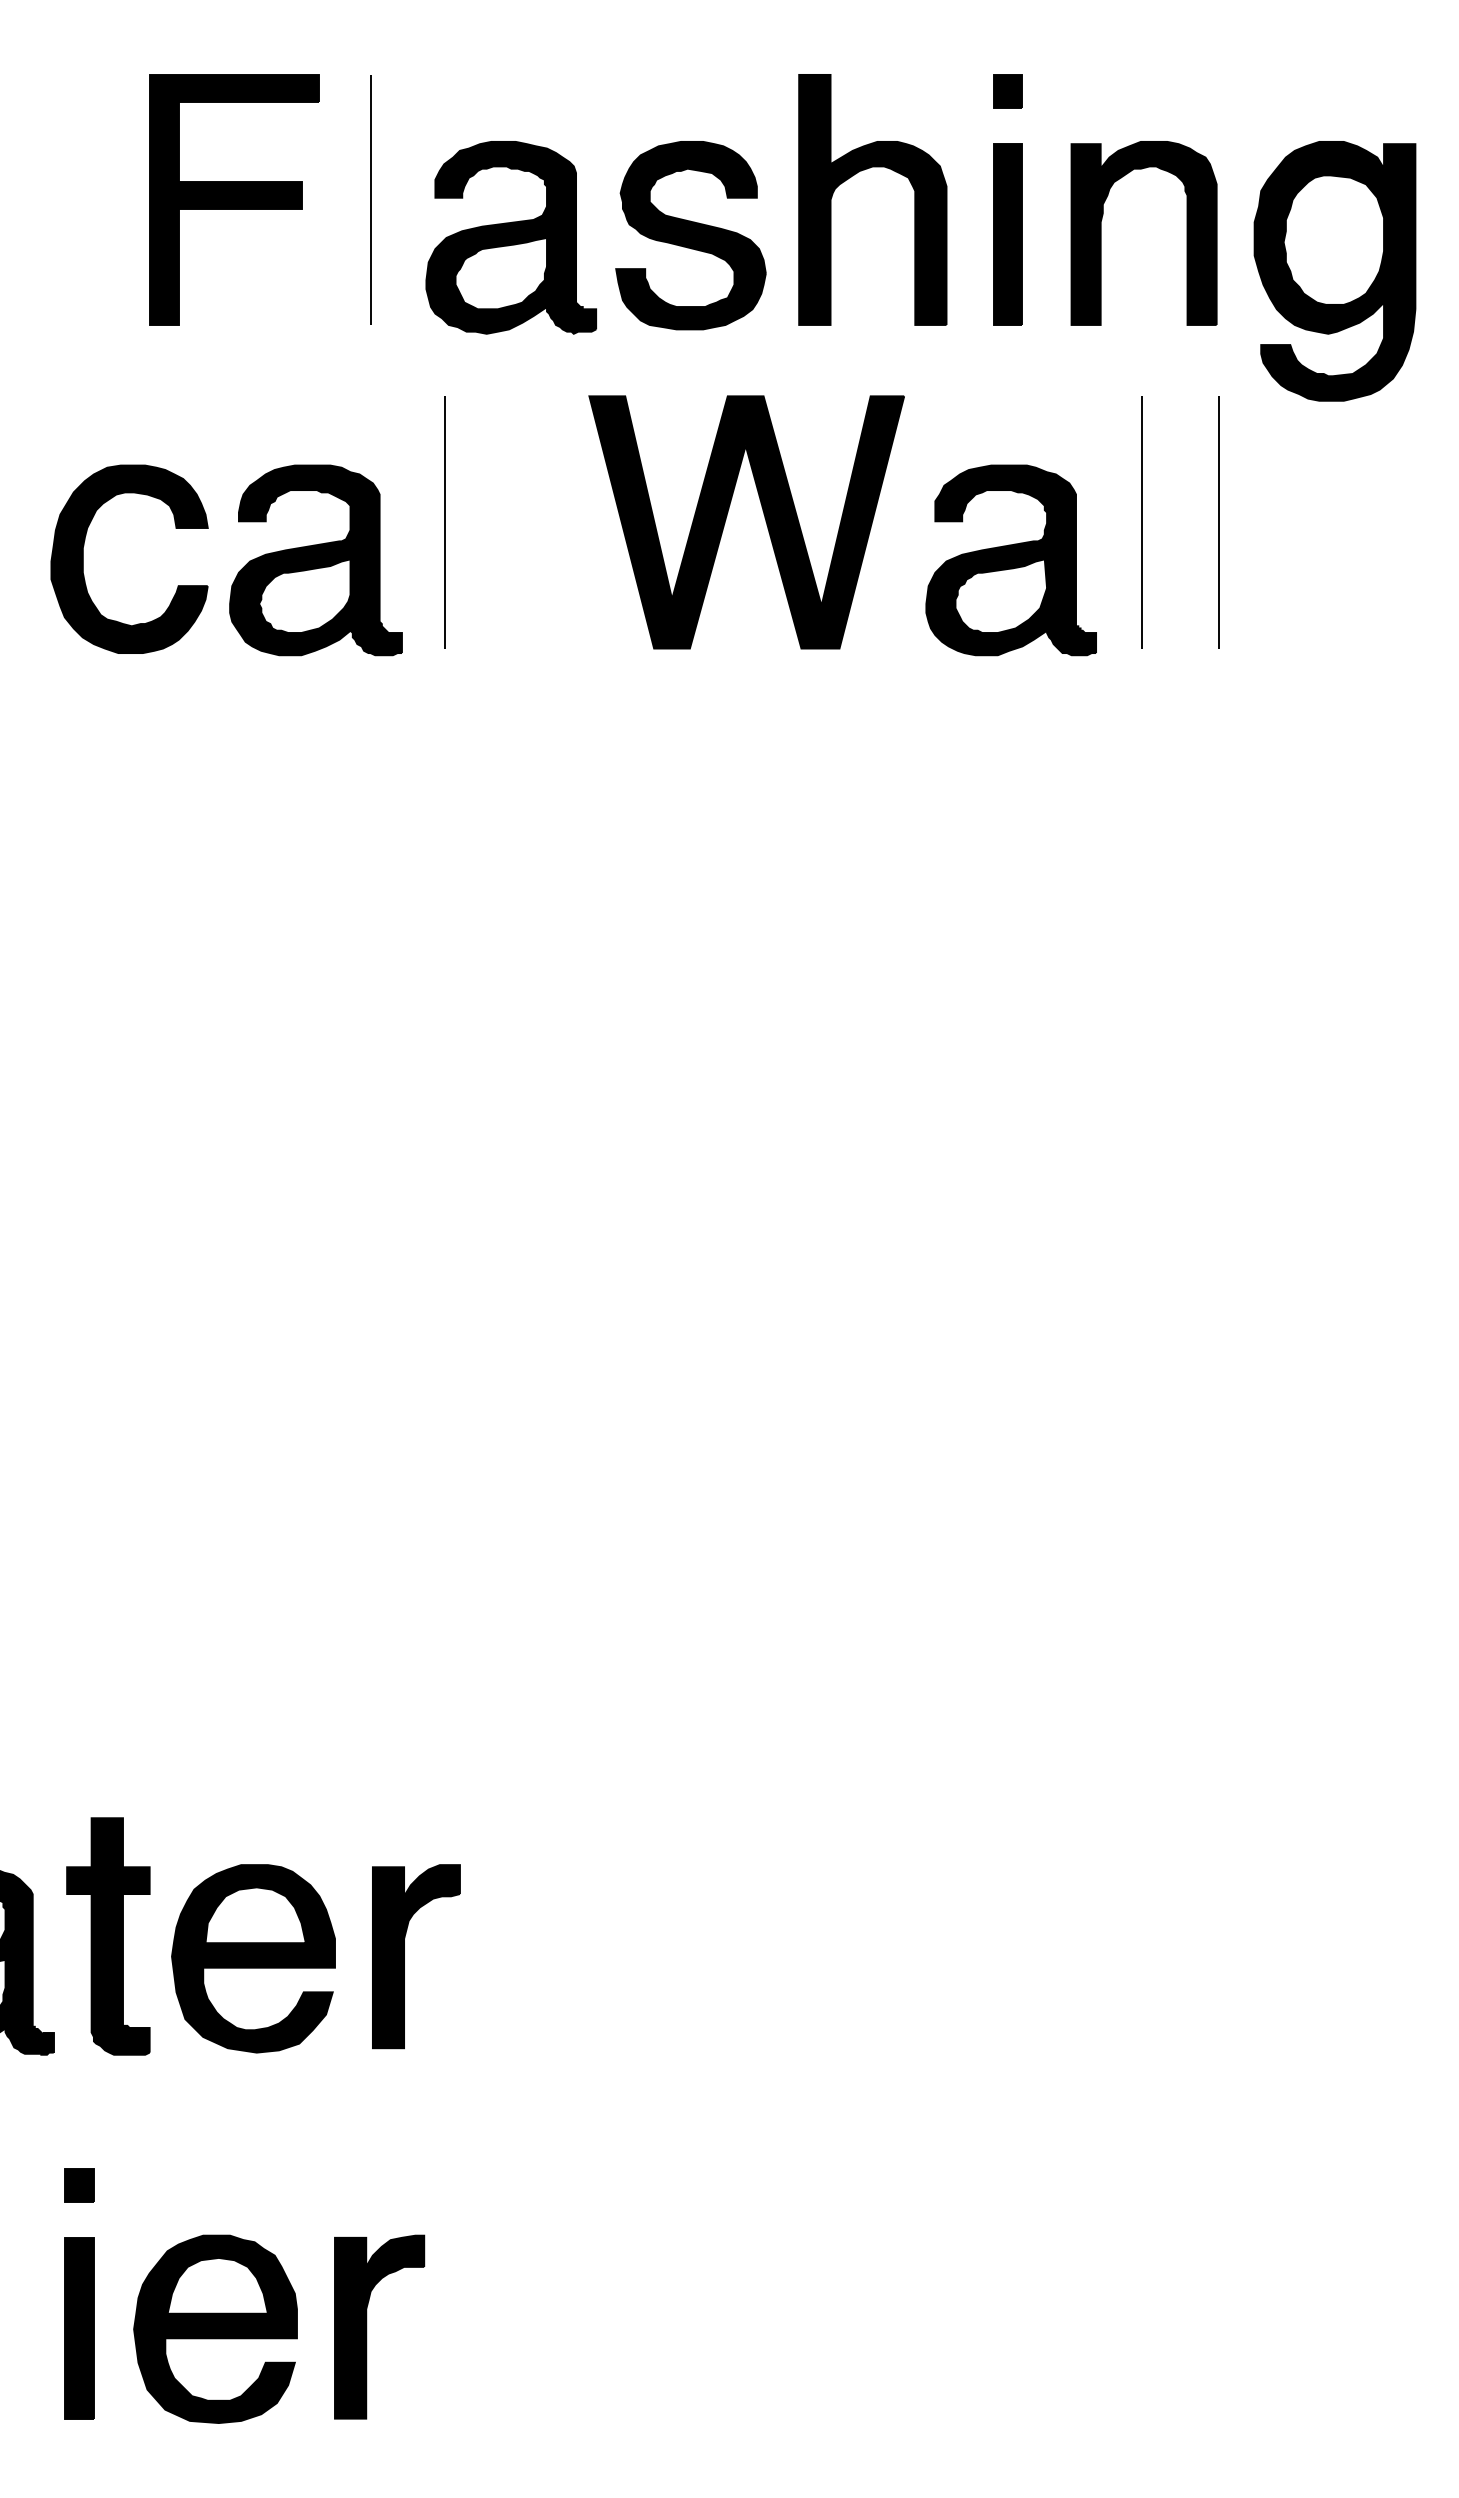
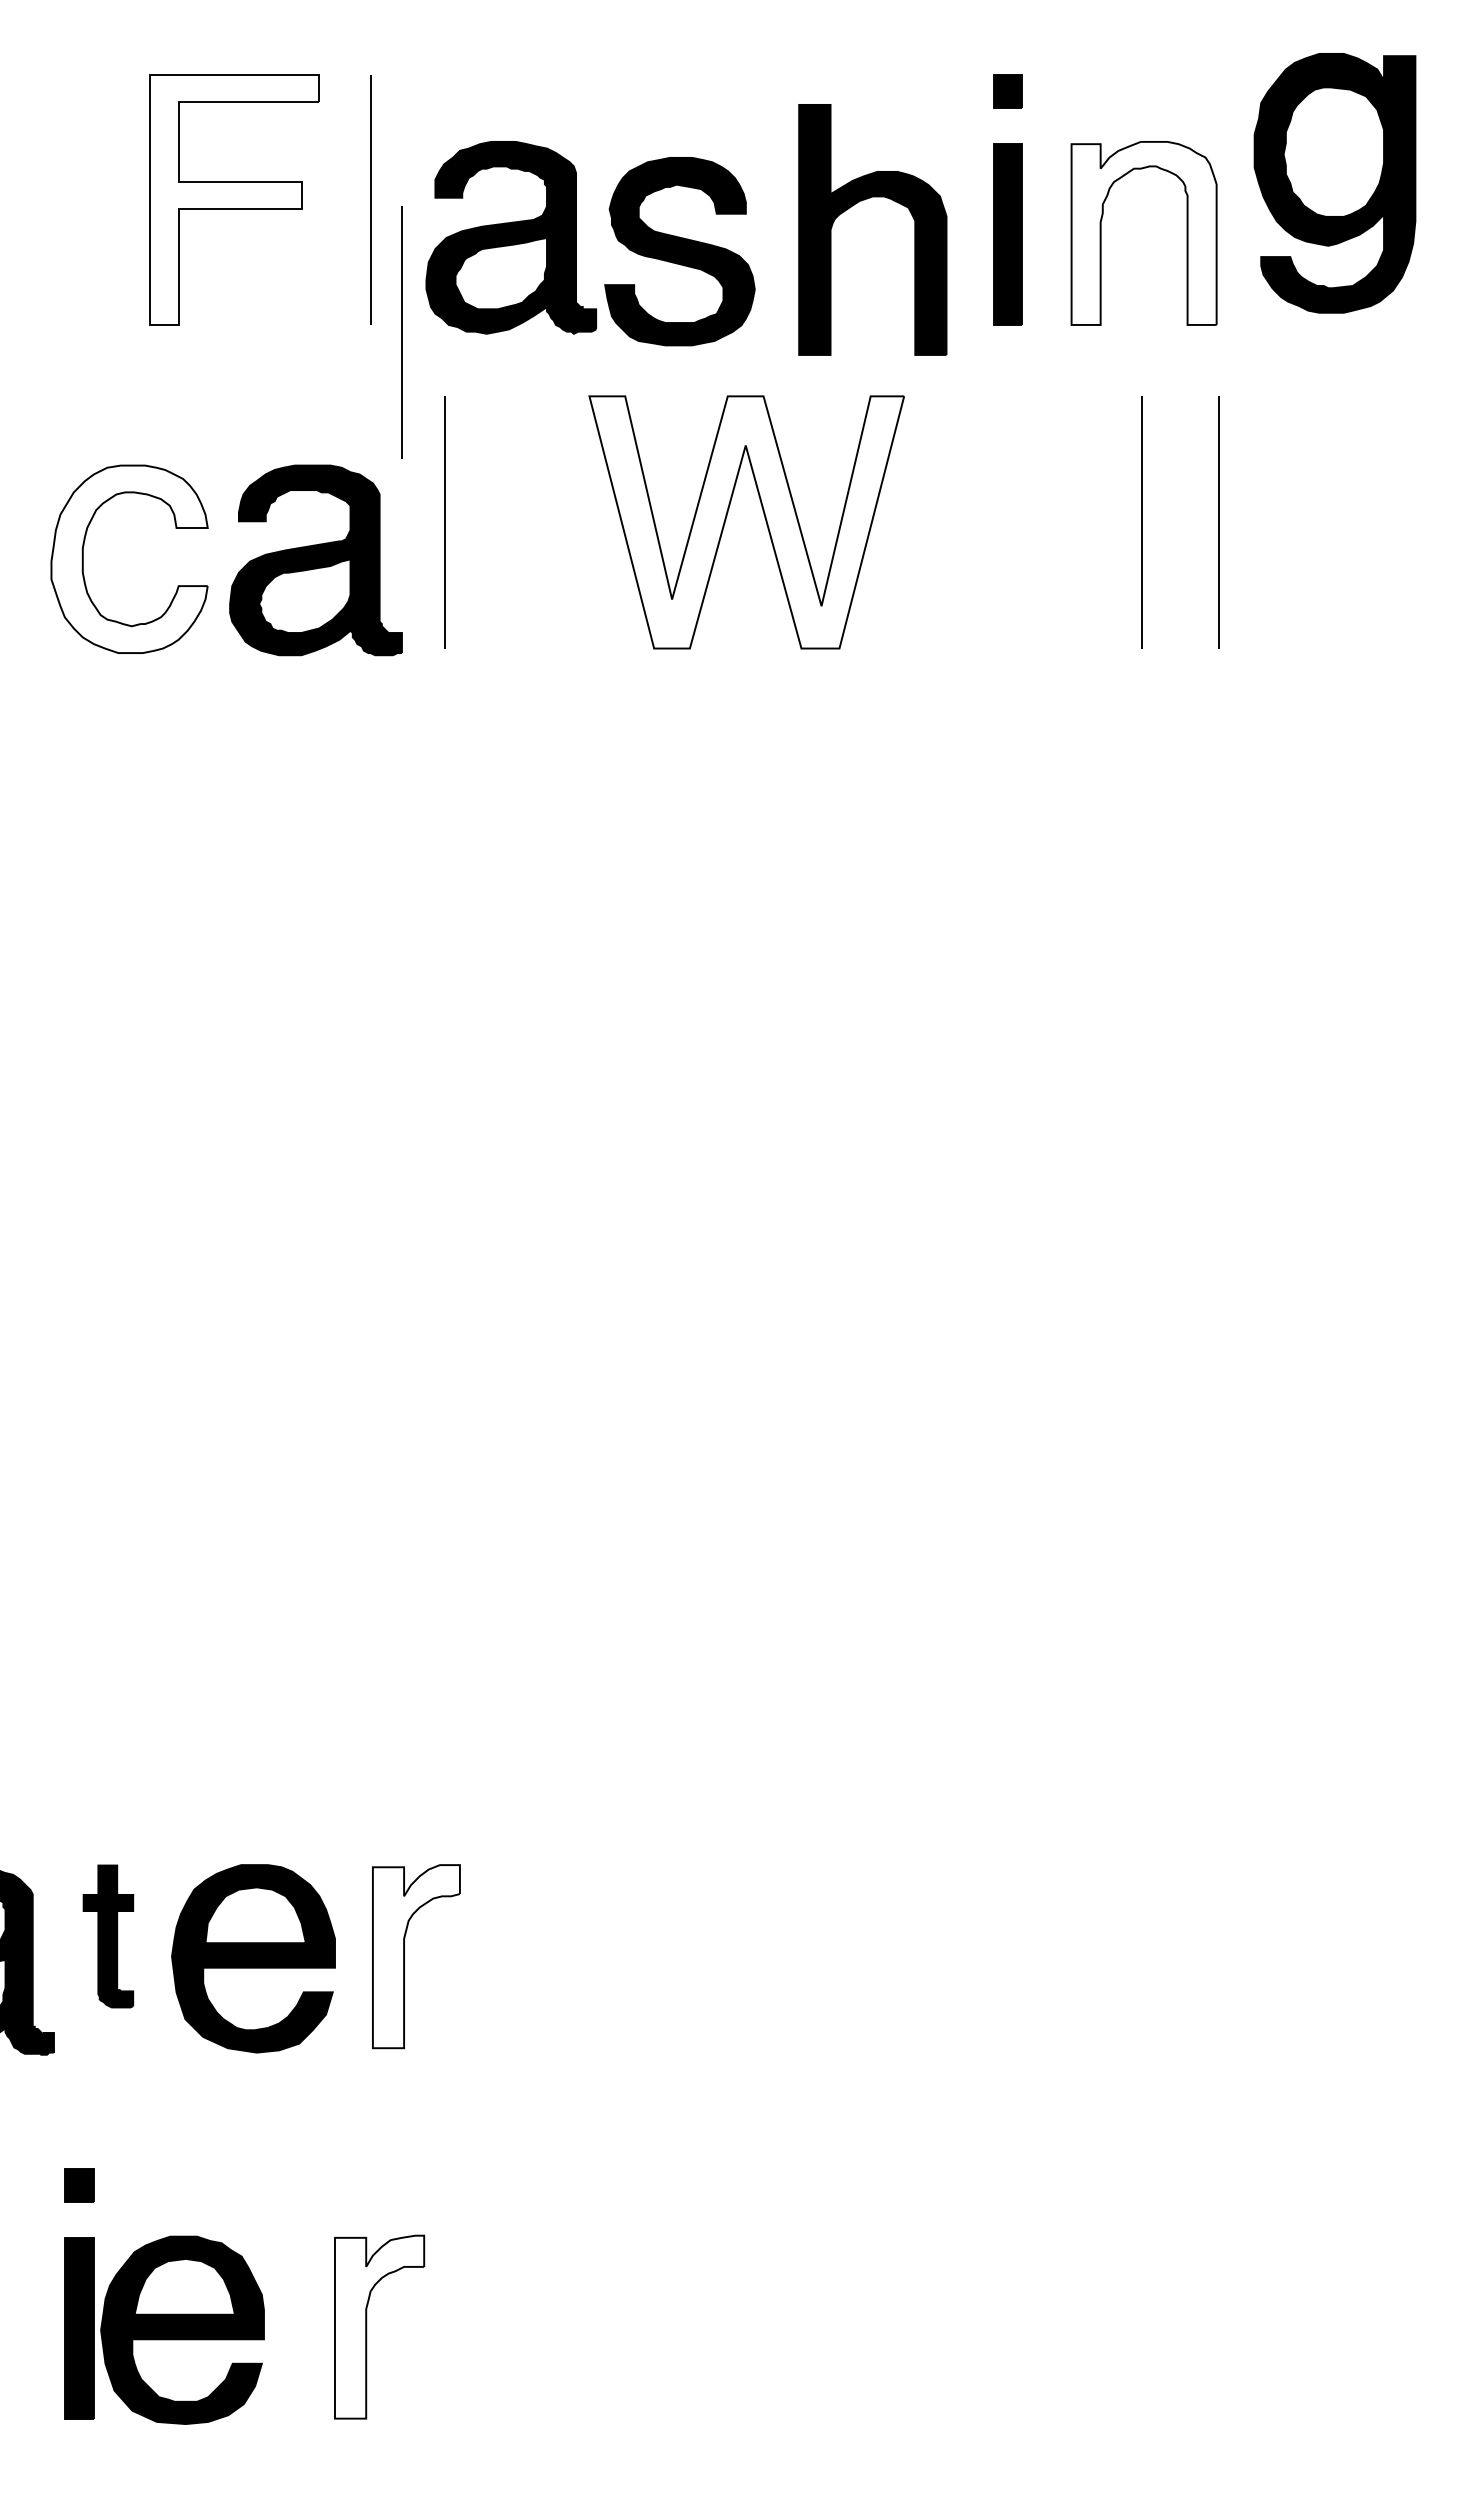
part position: (856, 174) -> (856, 204) (856, 204)
fill: present -> none (234, 199)
fill: present -> none (1143, 232)
part position: (690, 235) -> (679, 251) (679, 251)
part position: (1334, 271) -> (1334, 183) (1334, 183)
line: none -> present (401, 332)
fill: present -> none (746, 522)
fill: present -> none (129, 559)
part: present -> none (1010, 560)
part size: 85x239 px -> 53x145 px (108, 1936)
fill: present -> none (415, 1956)
fill: present -> none (379, 2326)
part position: (215, 2328) -> (182, 2329) (182, 2329)
